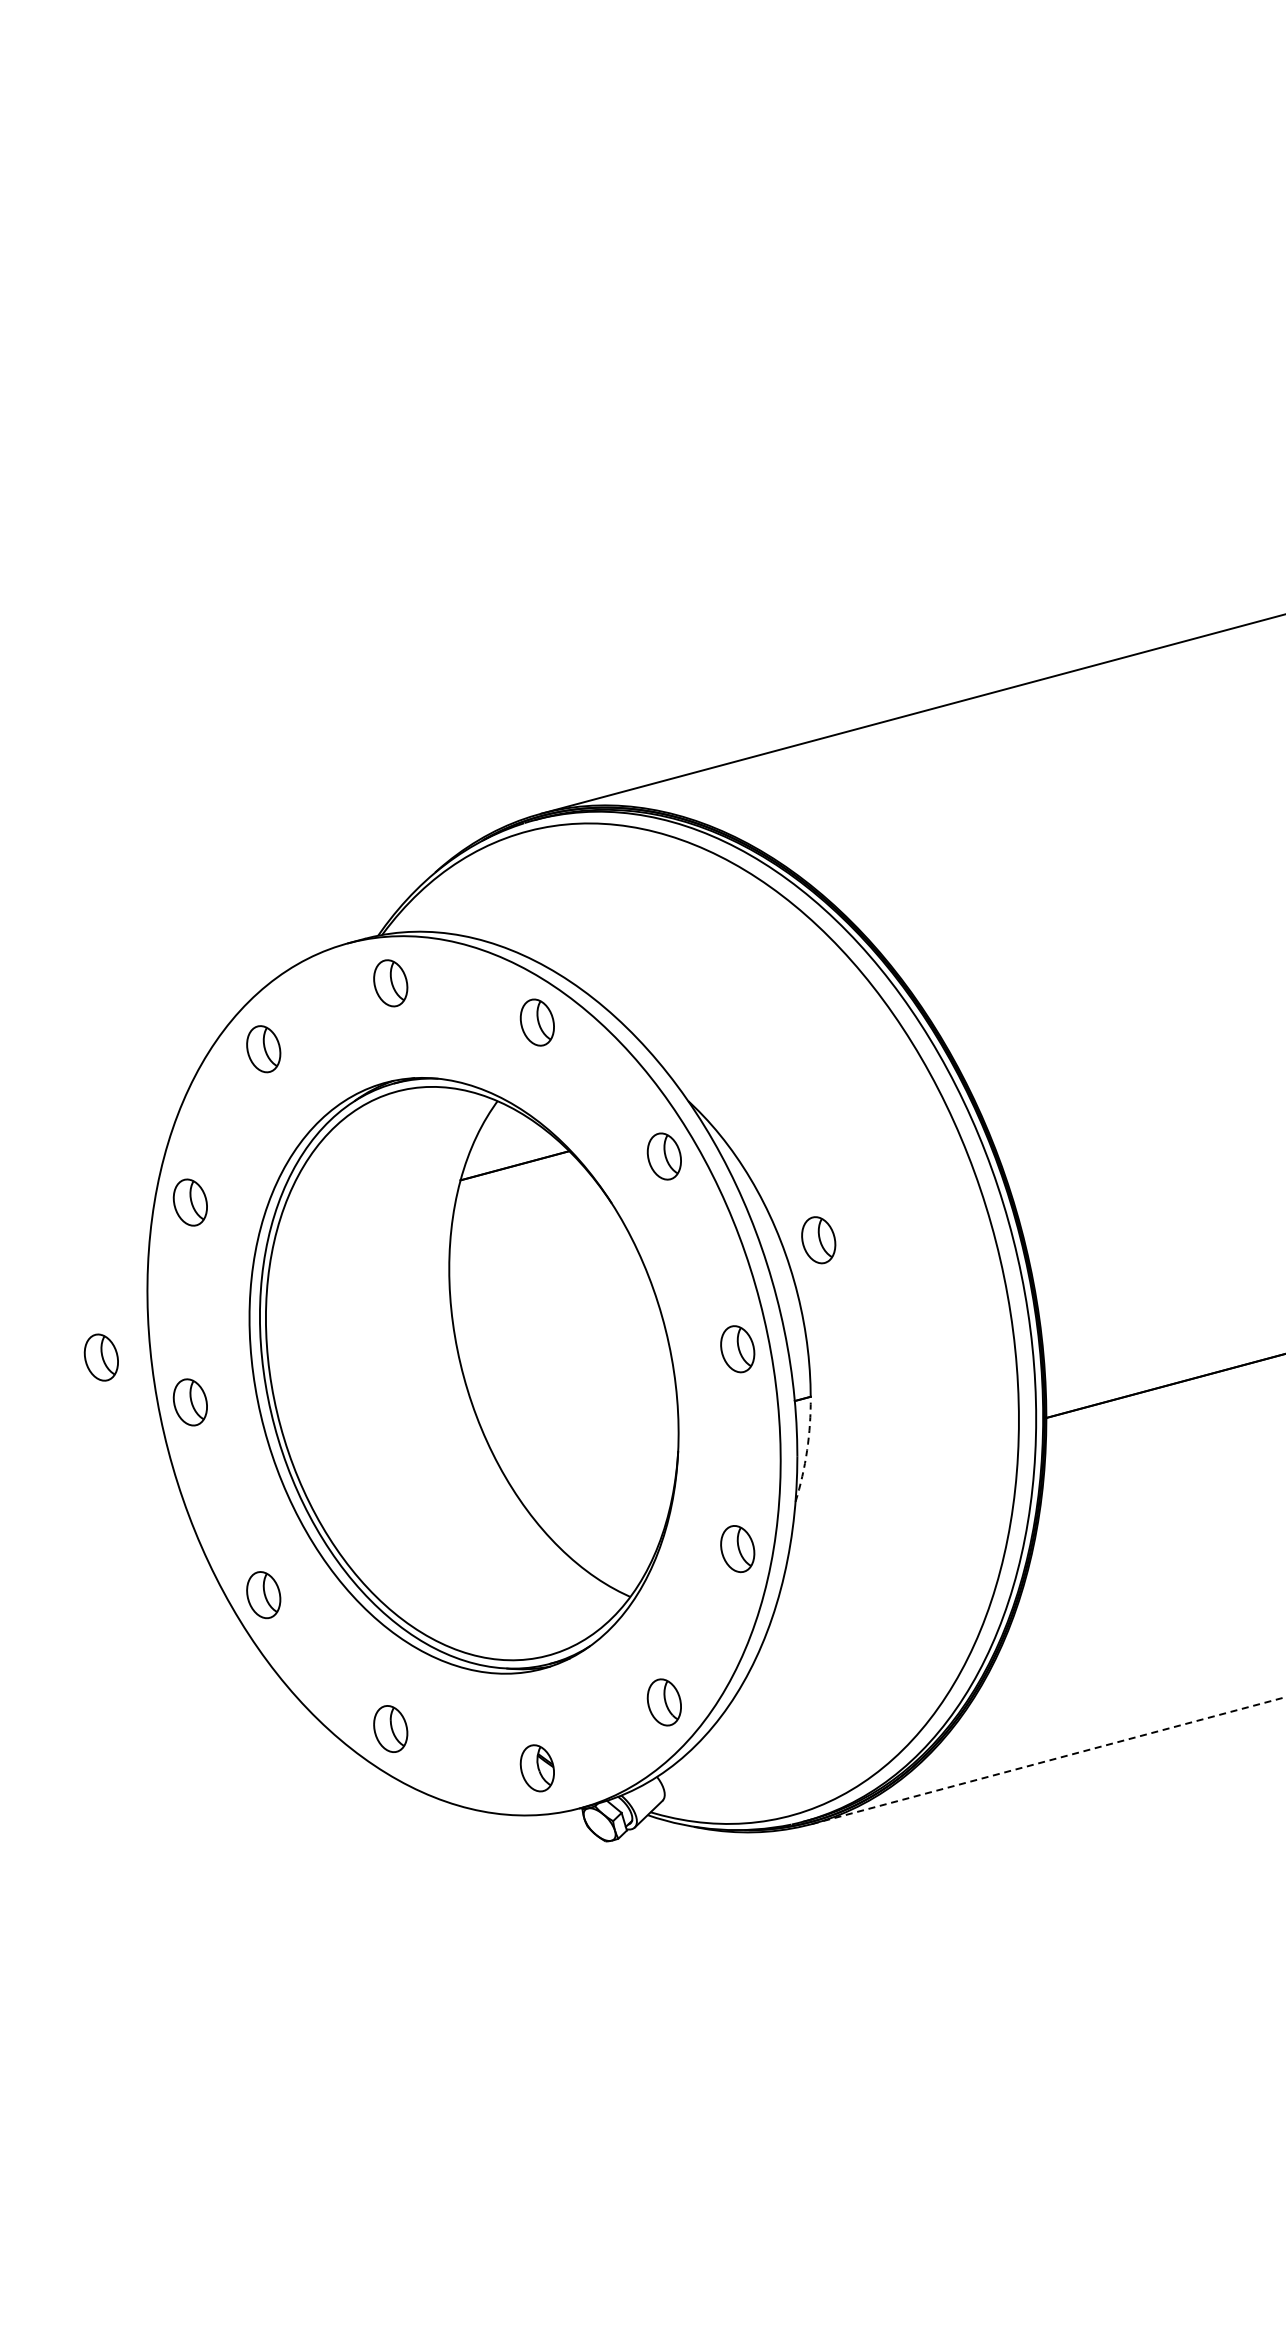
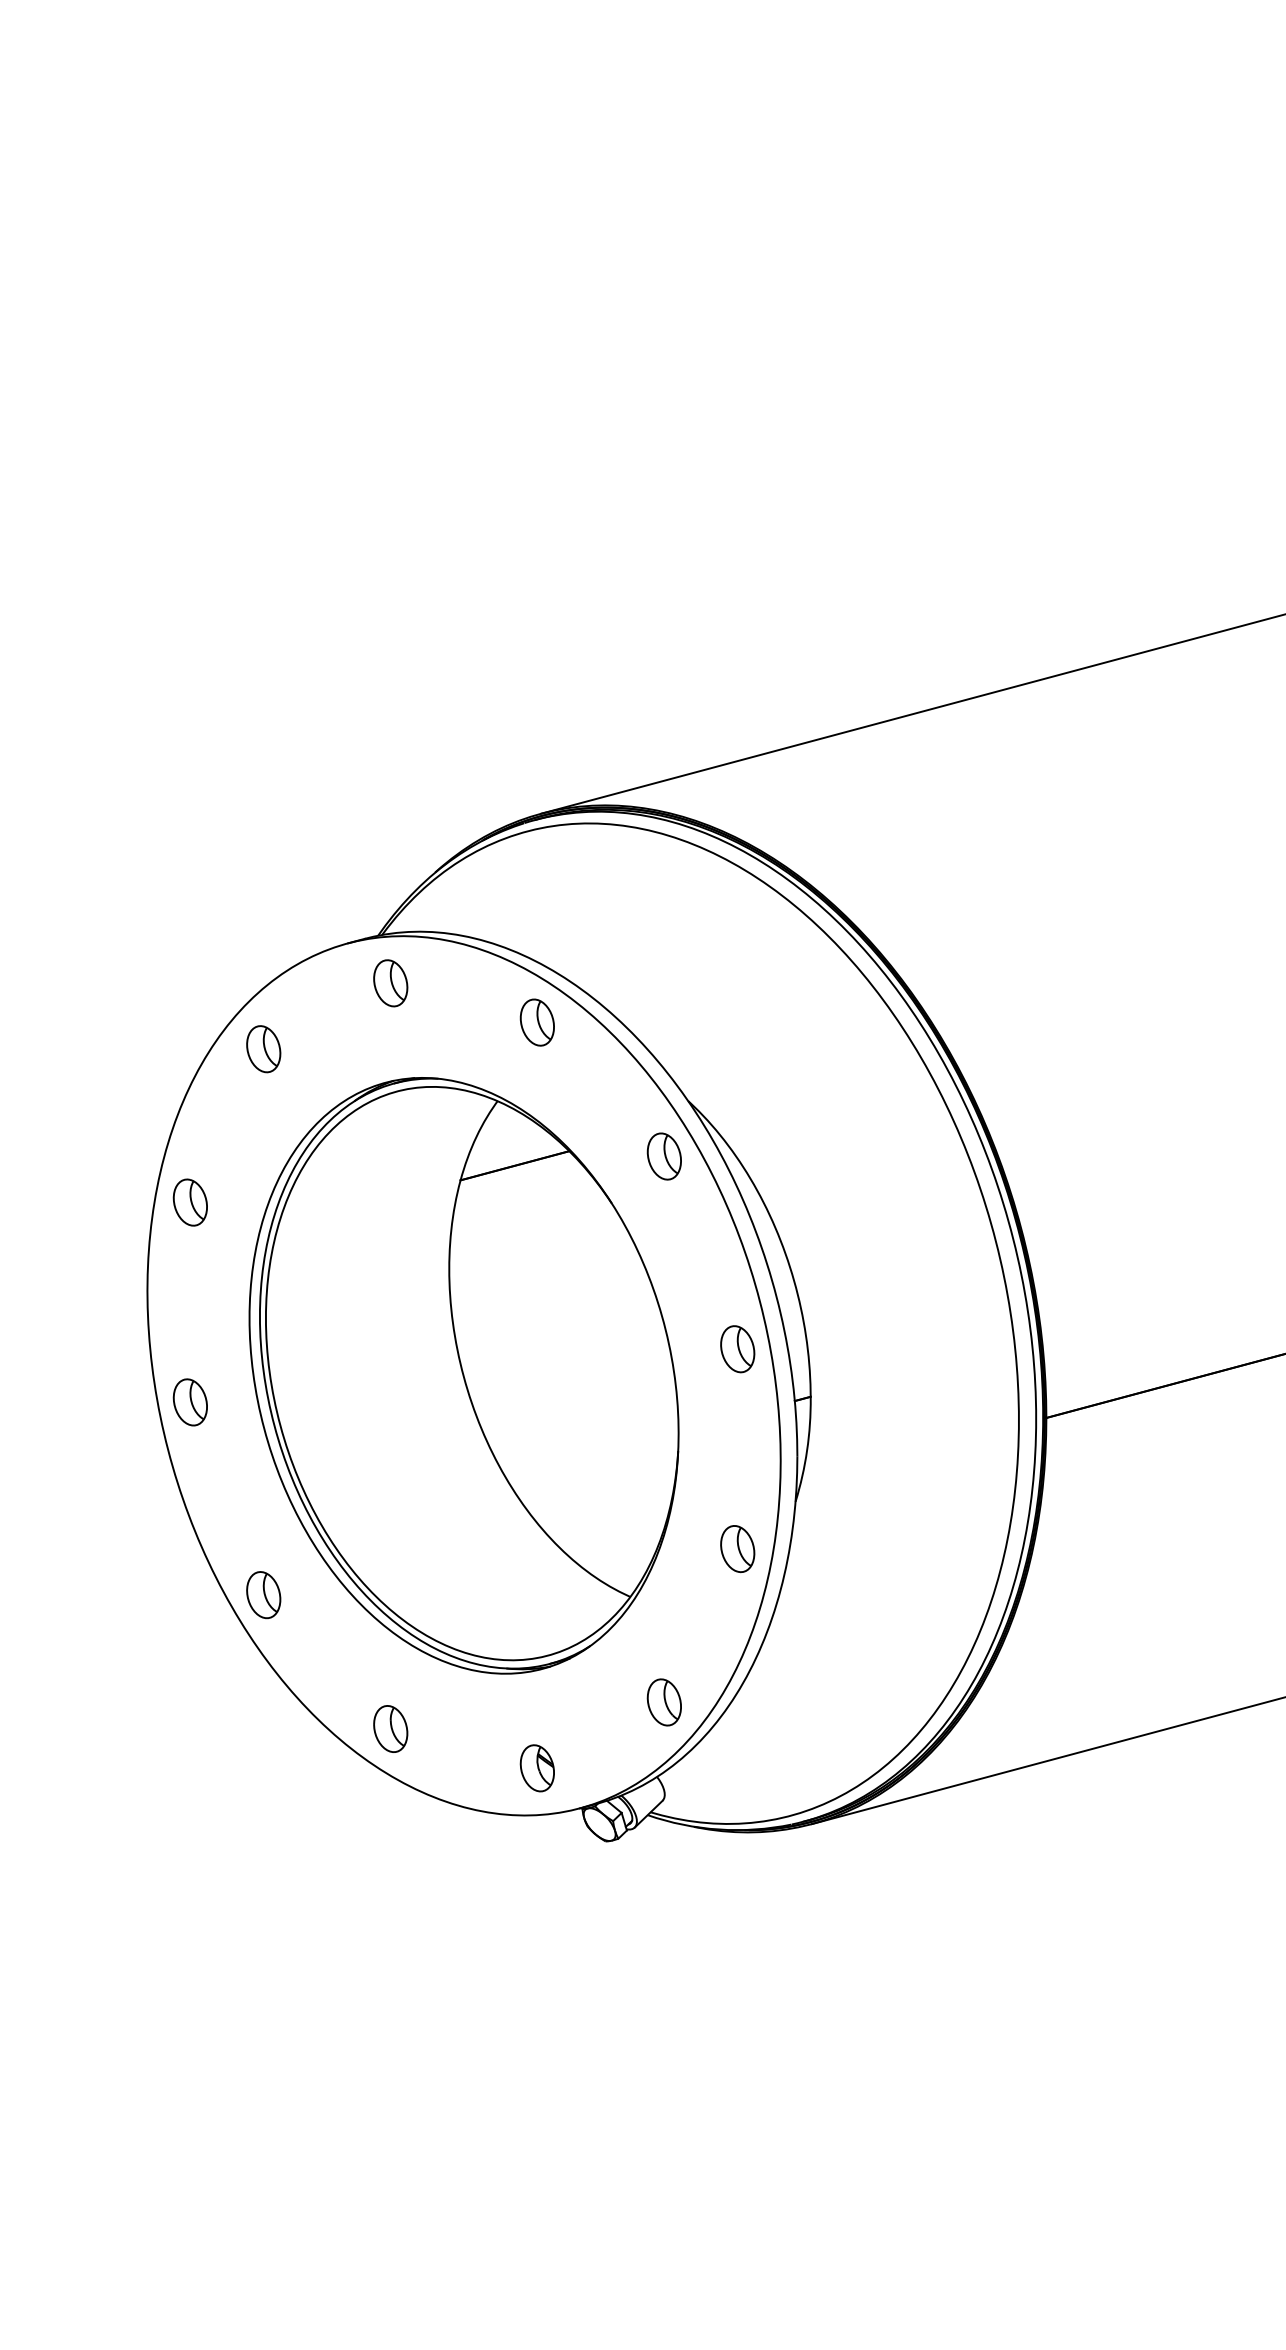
part: present -> none (818, 1240)
part: present -> none (100, 1357)
arc: dashed -> solid (807, 1450)
line: dashed -> solid (1048, 1760)
